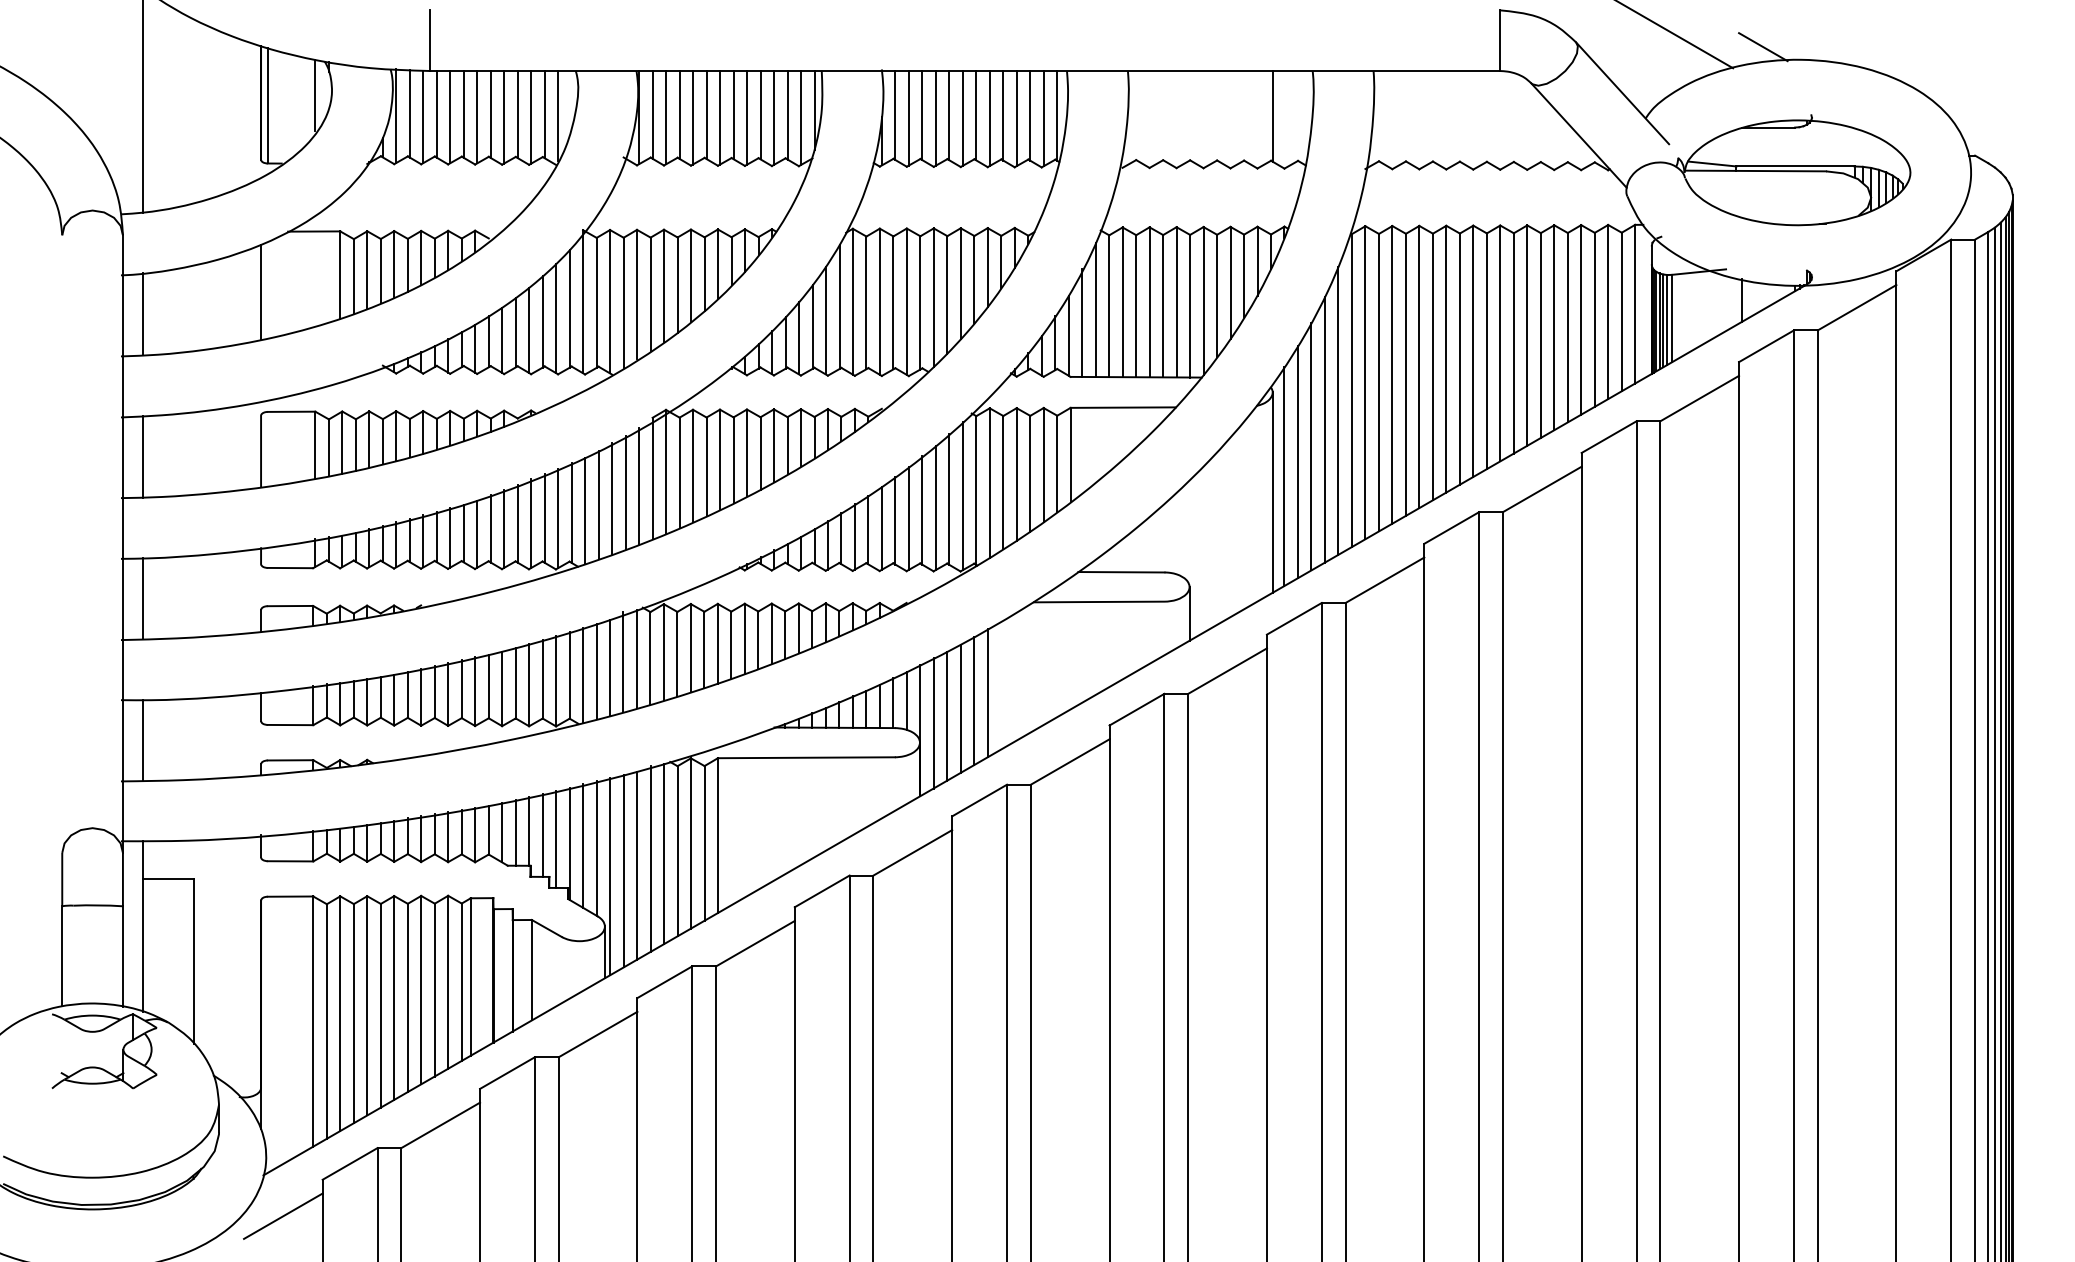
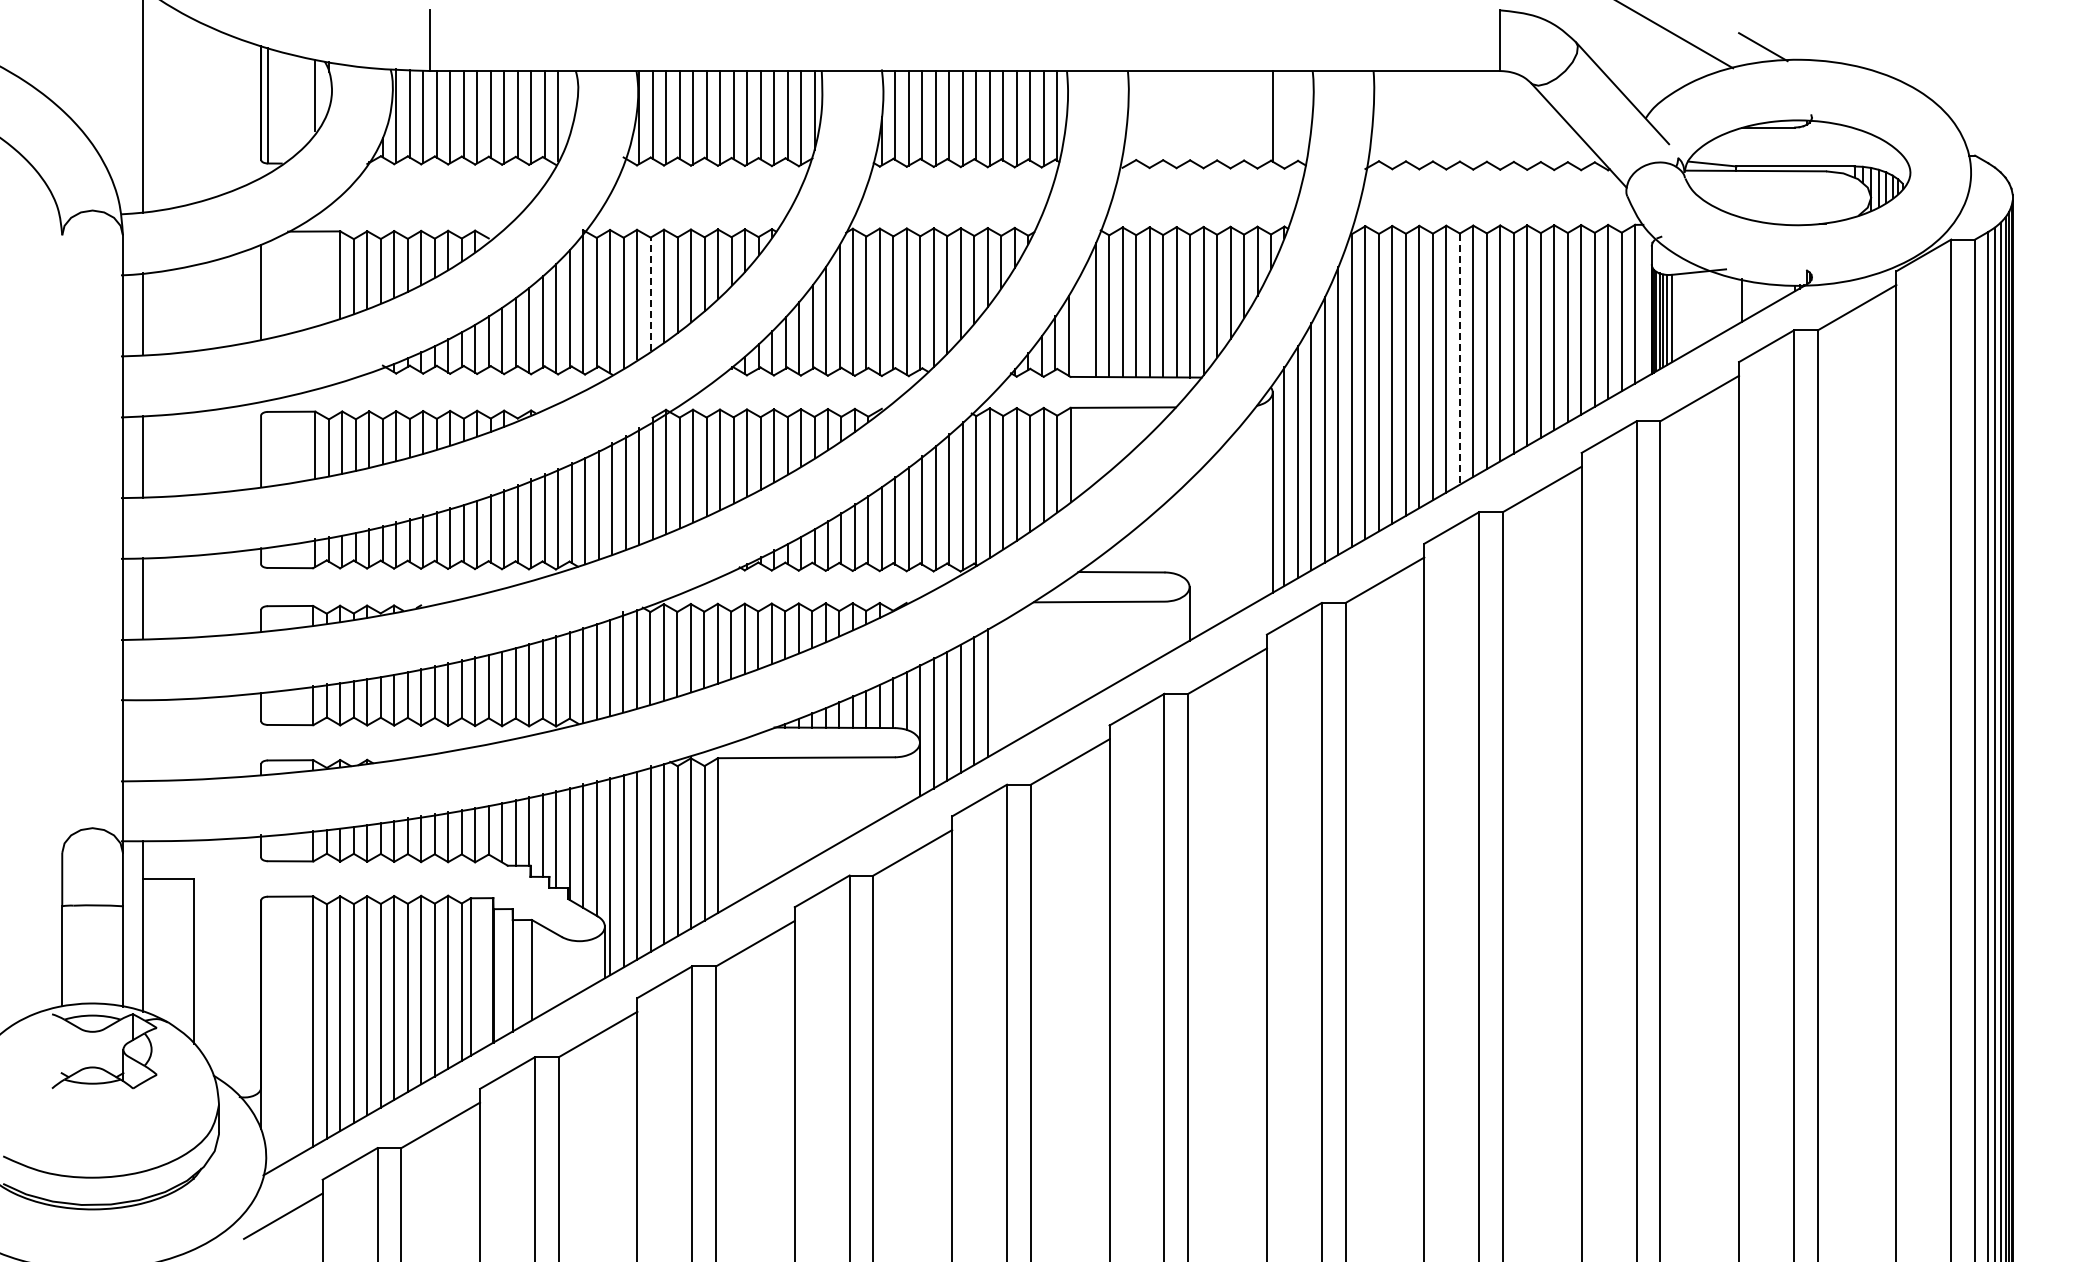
line: solid -> dashed (650, 293)
line: present -> none (1082, 322)
line: solid -> dashed (1459, 359)
line: present -> none (143, 740)
